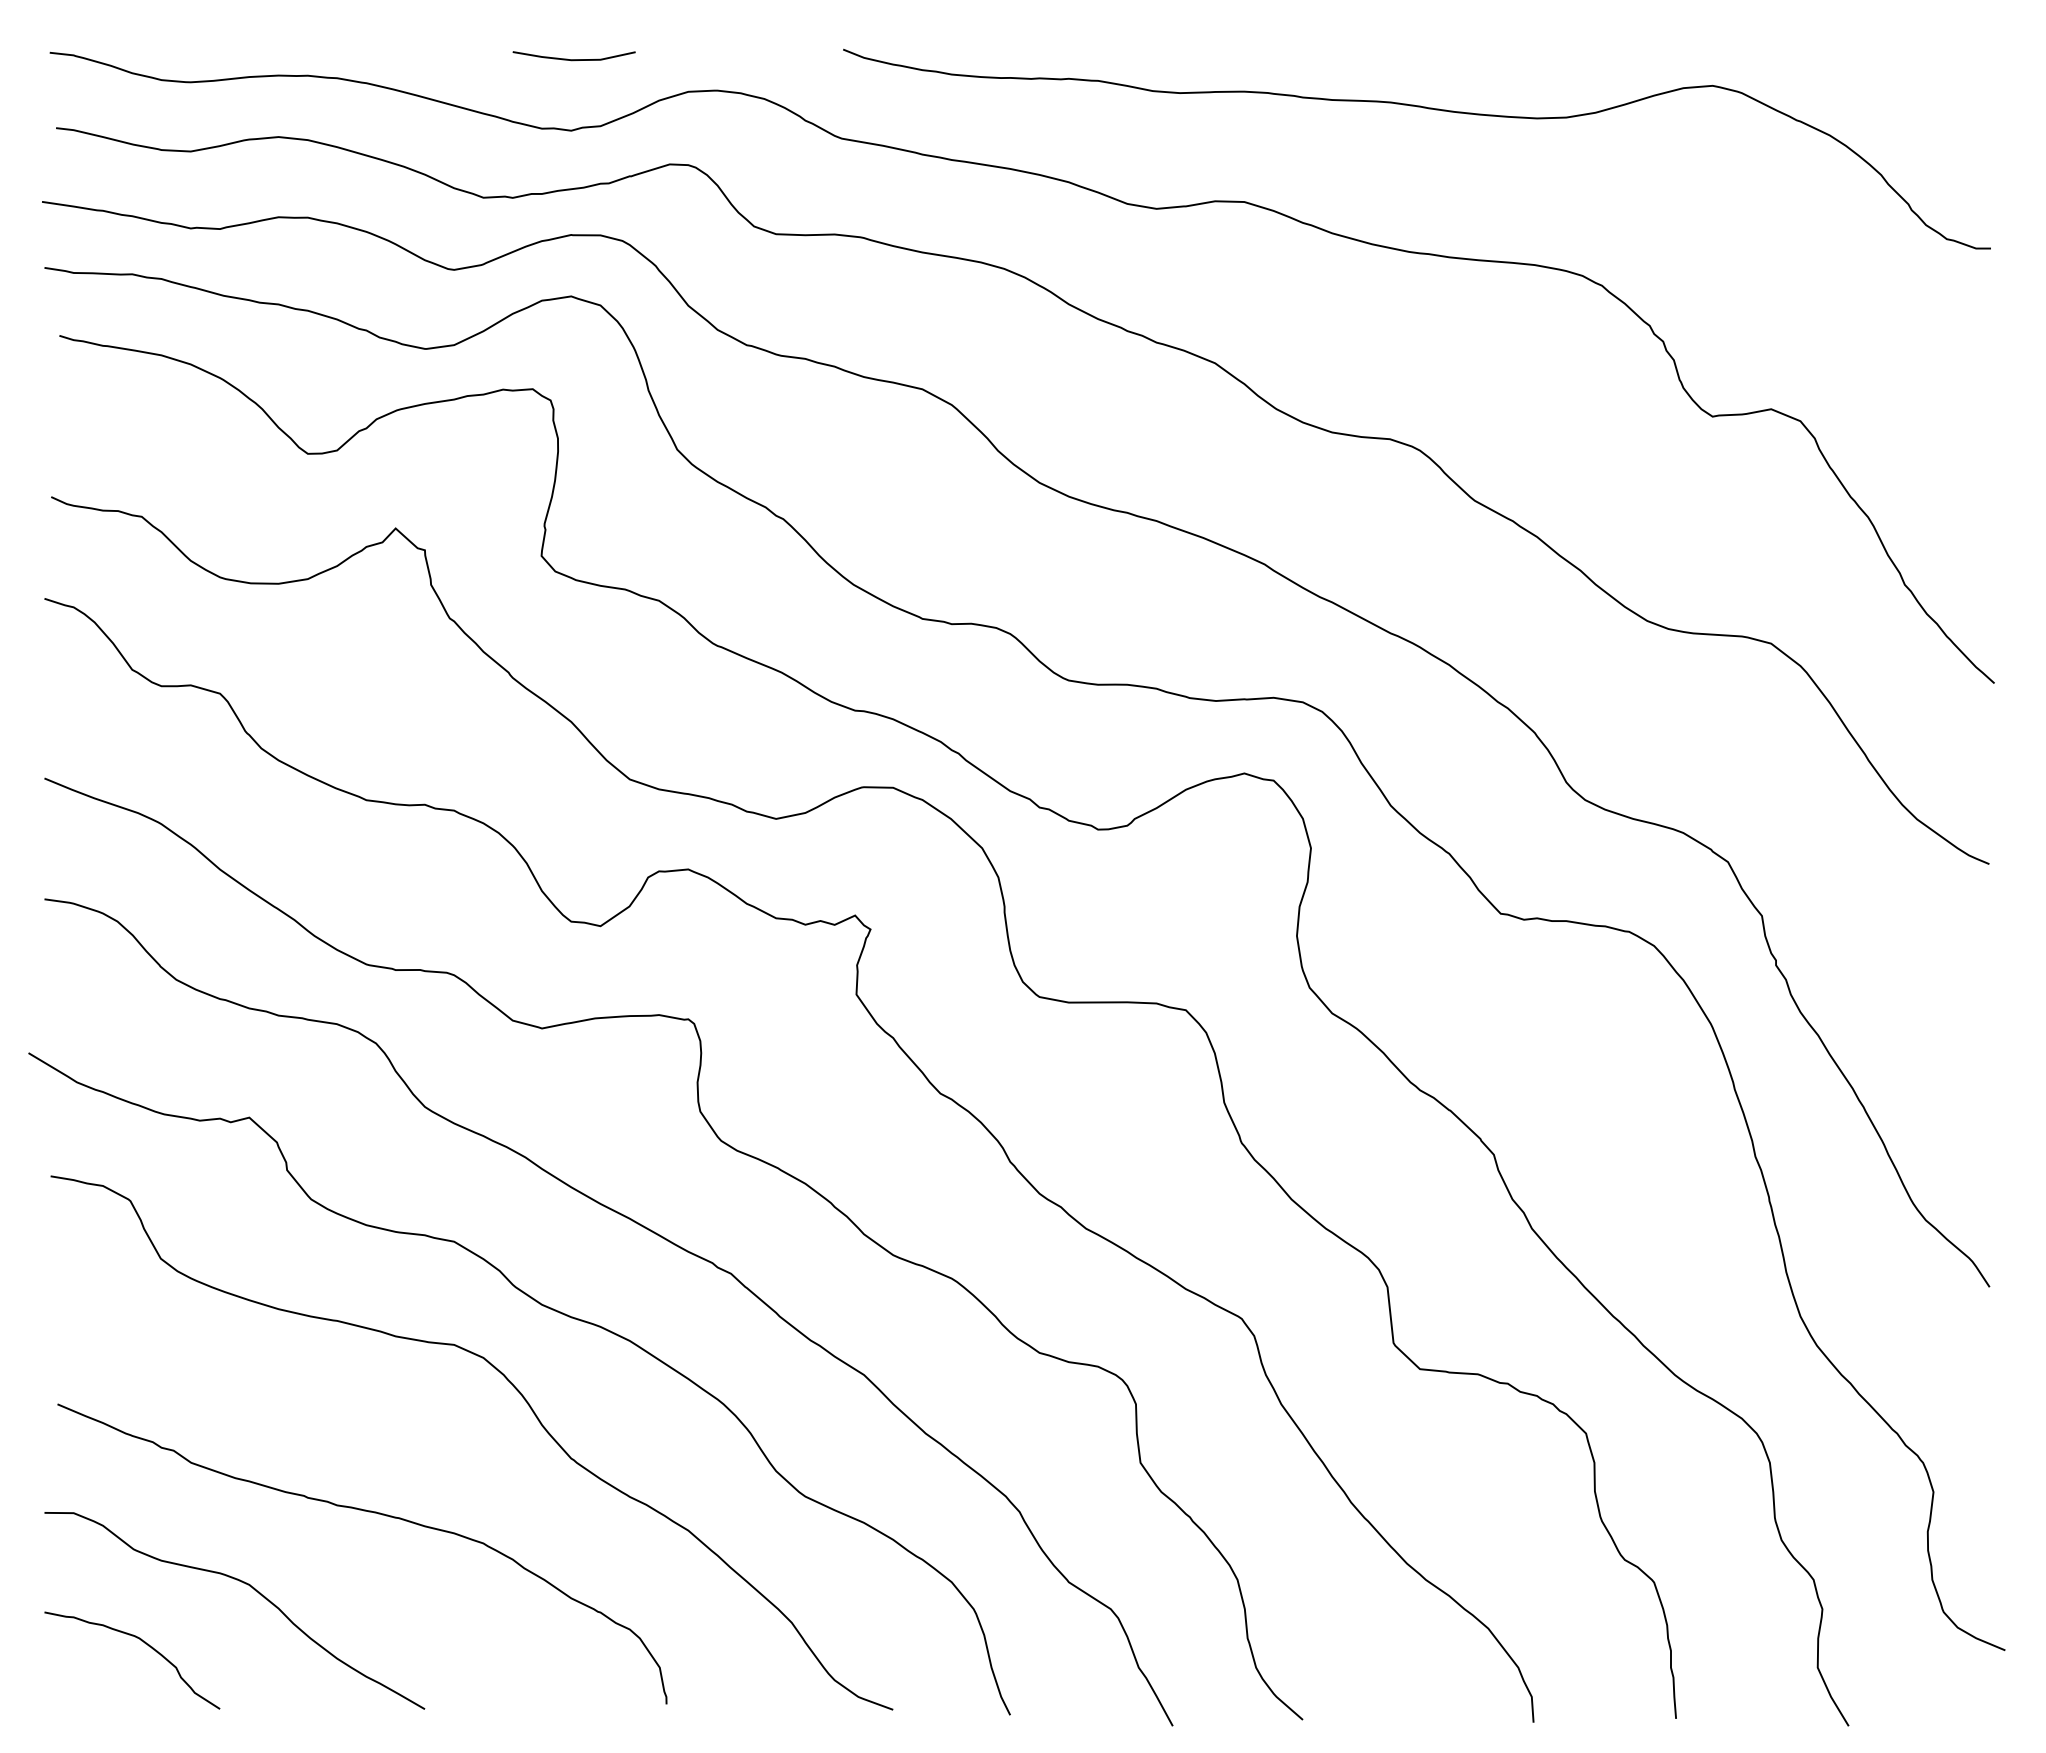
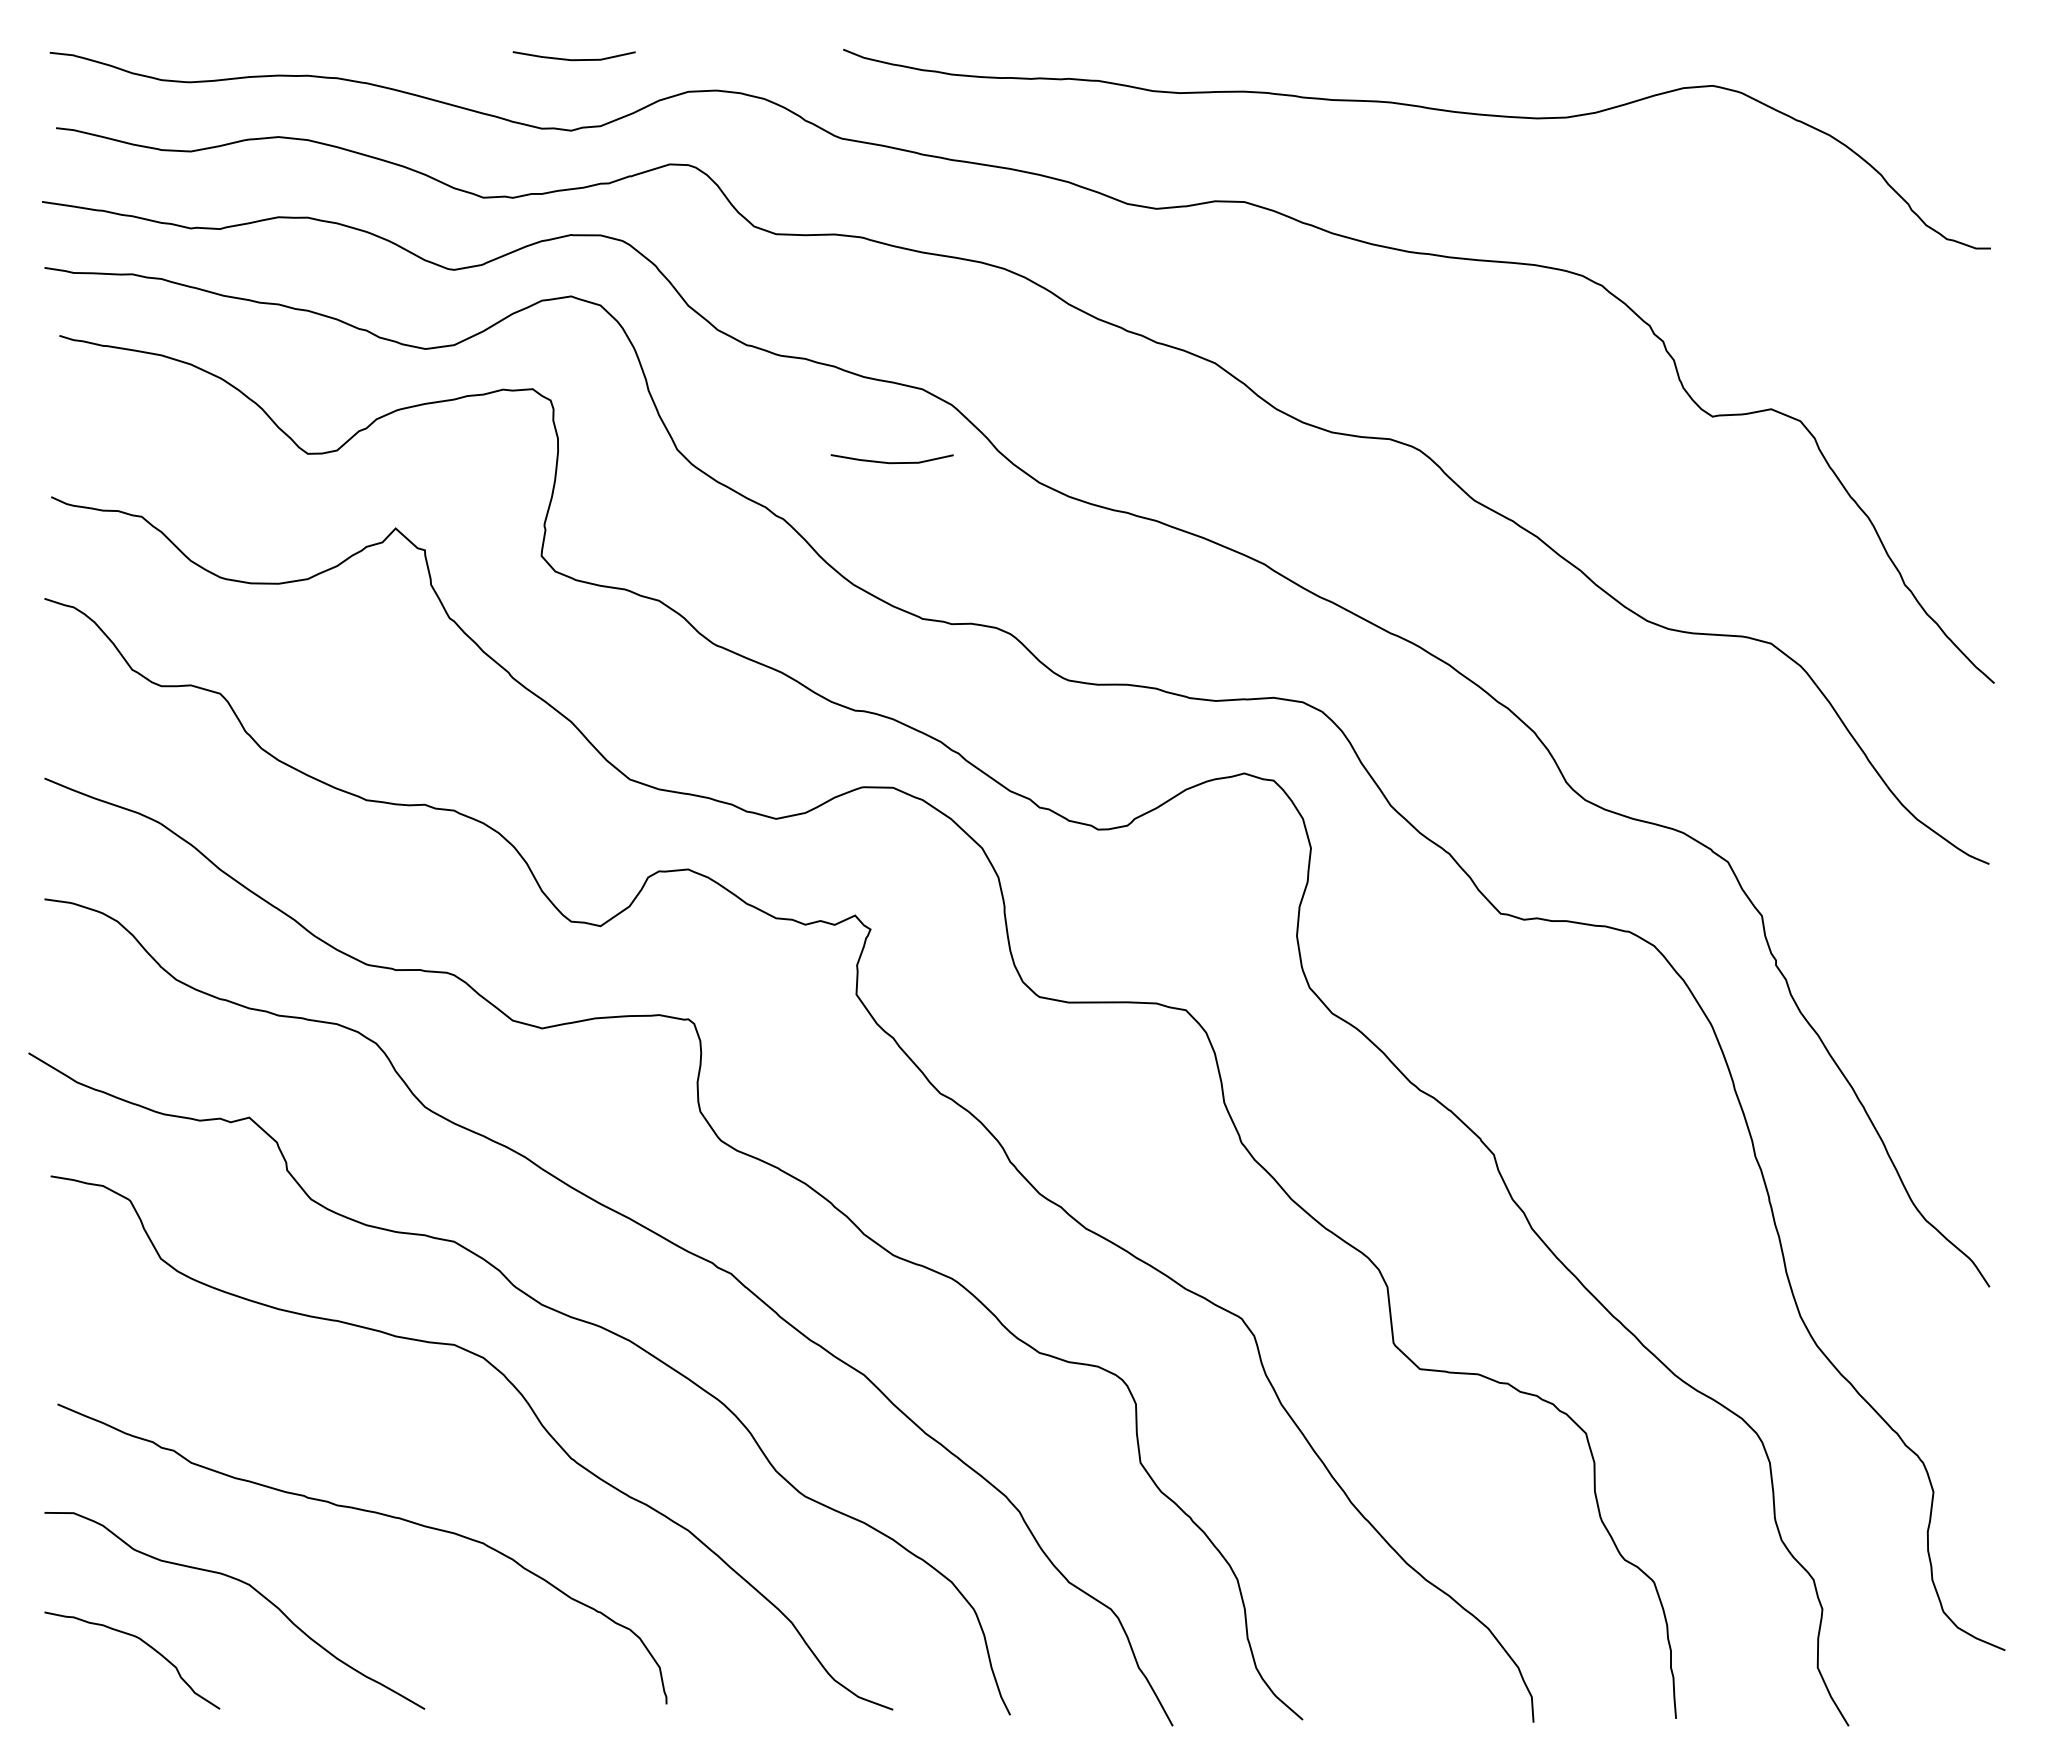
line: none -> present (891, 462)
